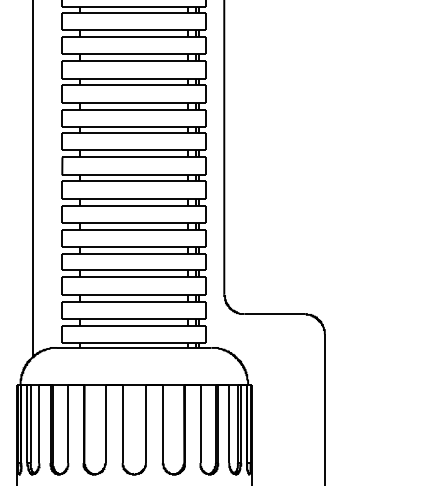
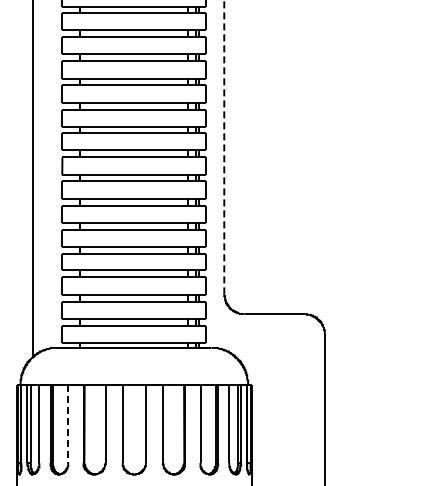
line: solid -> dashed (224, 147)
line: solid -> dashed (68, 424)
